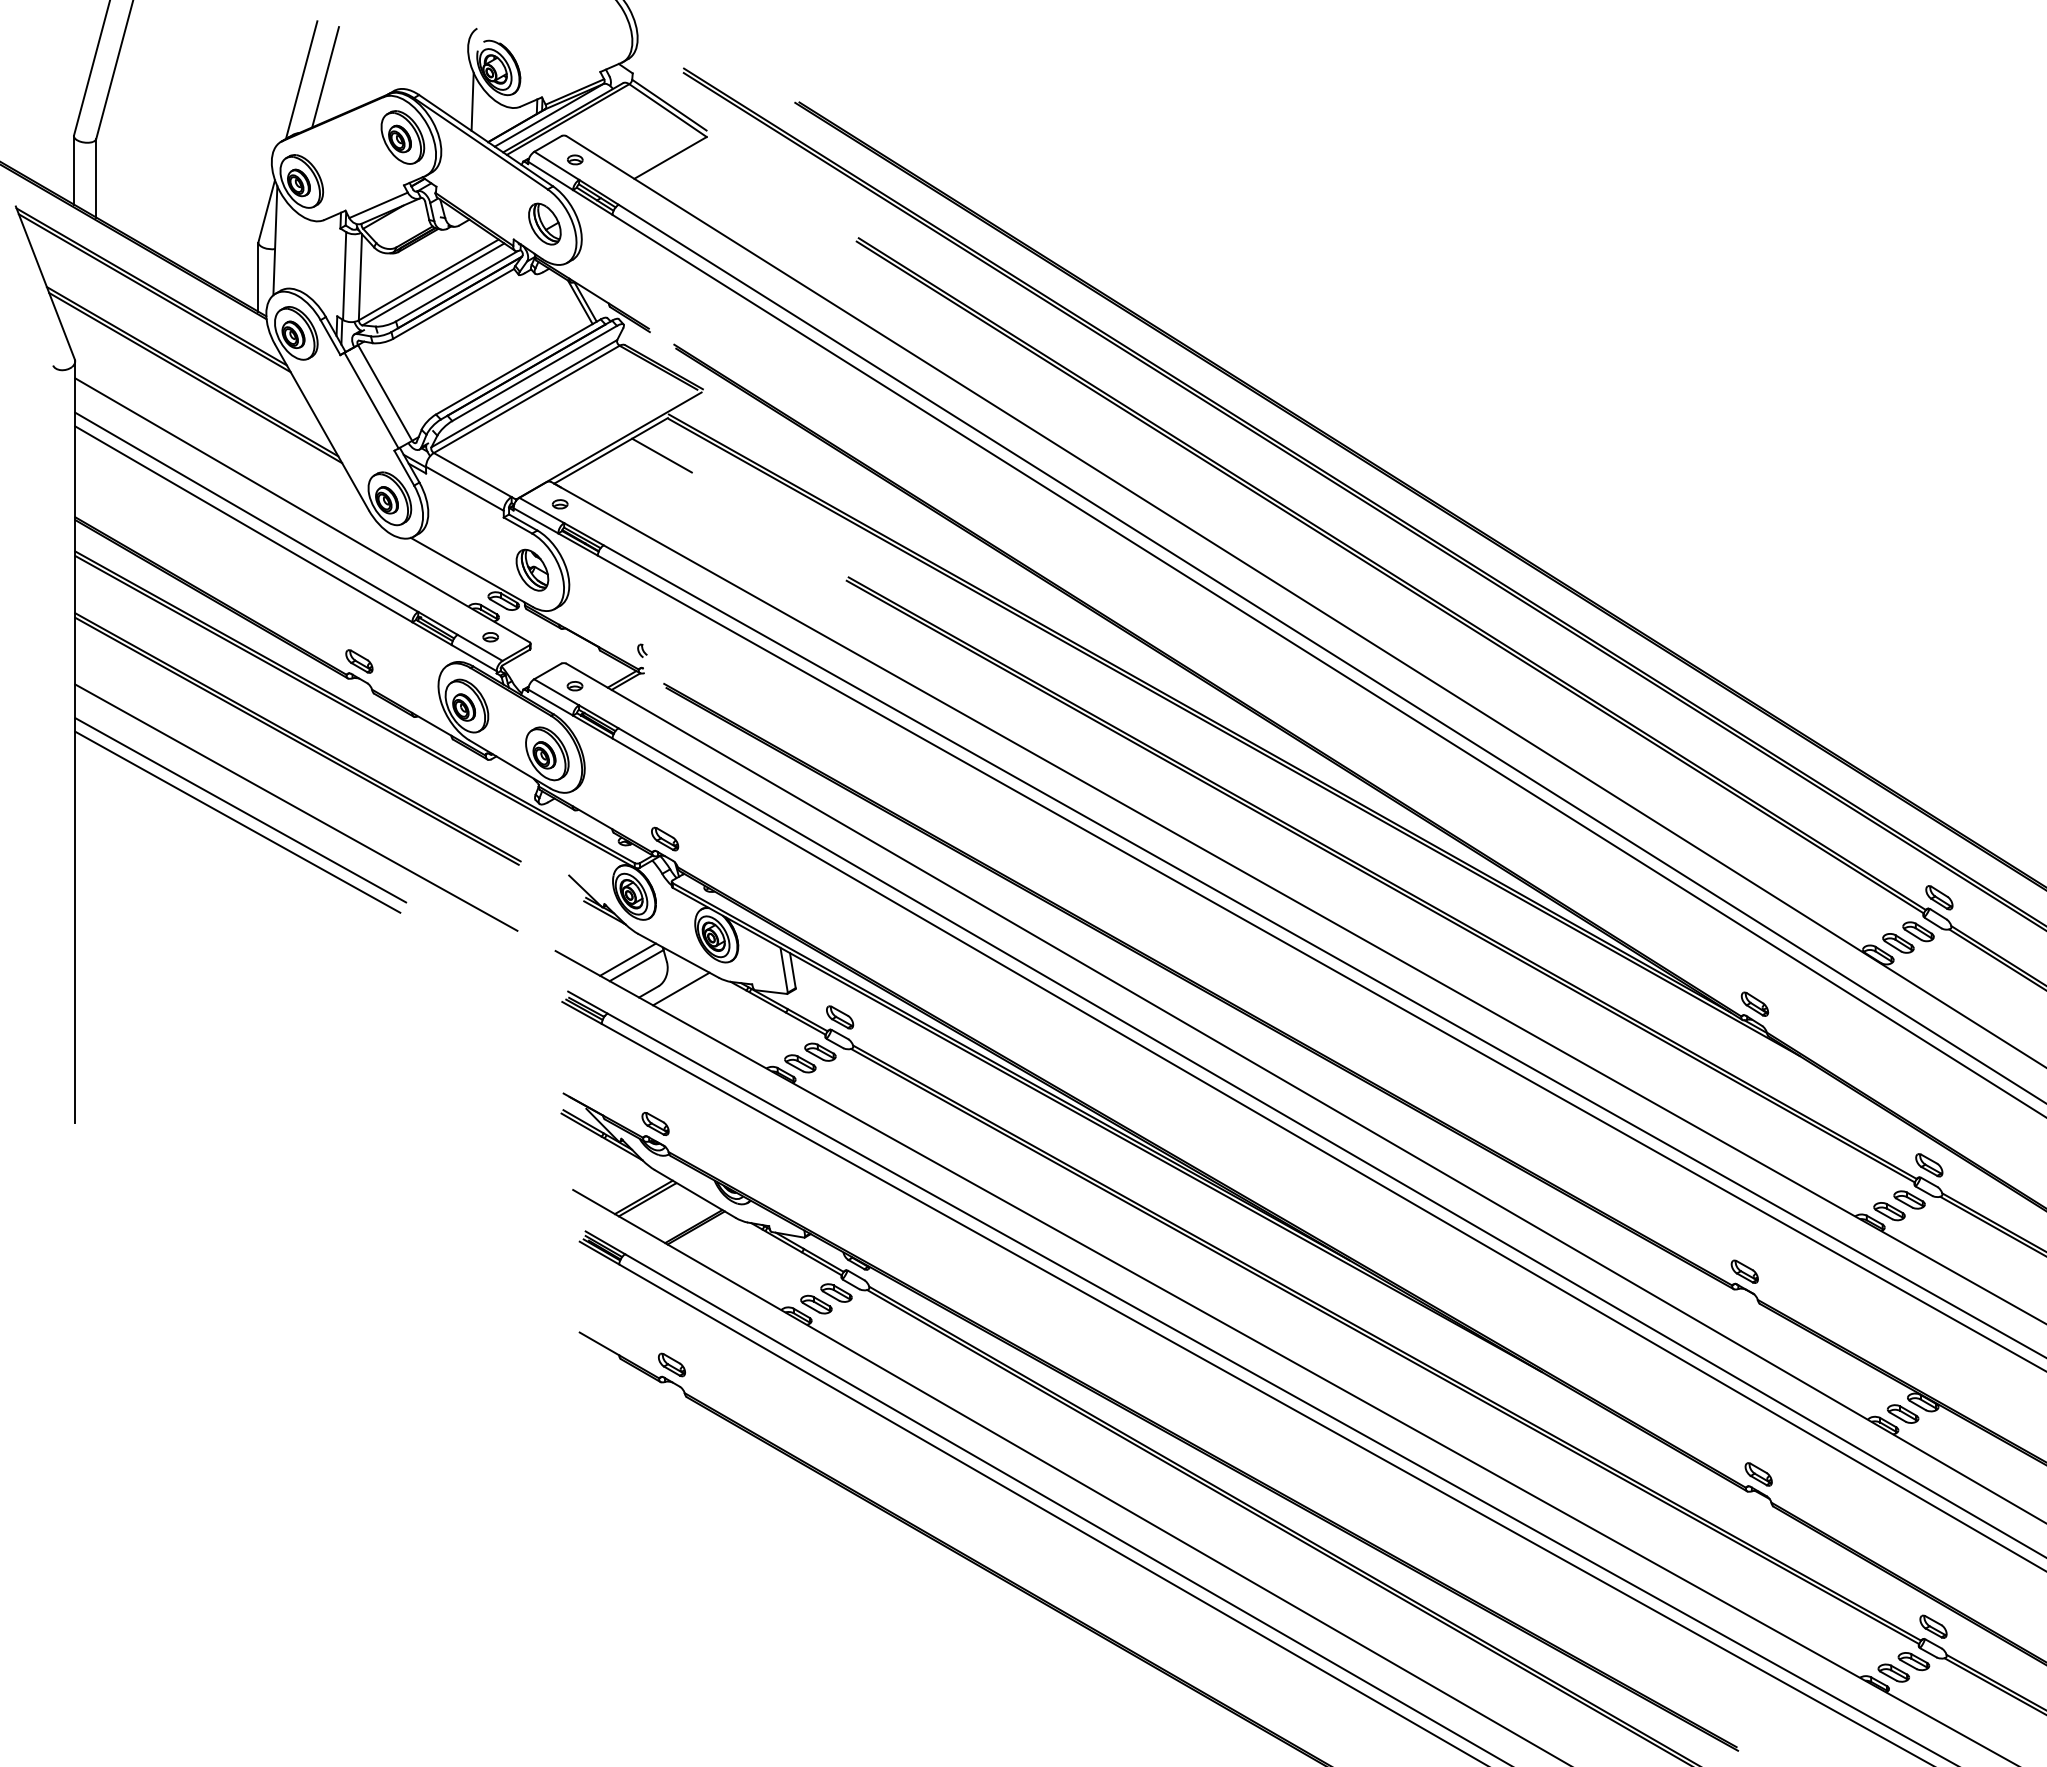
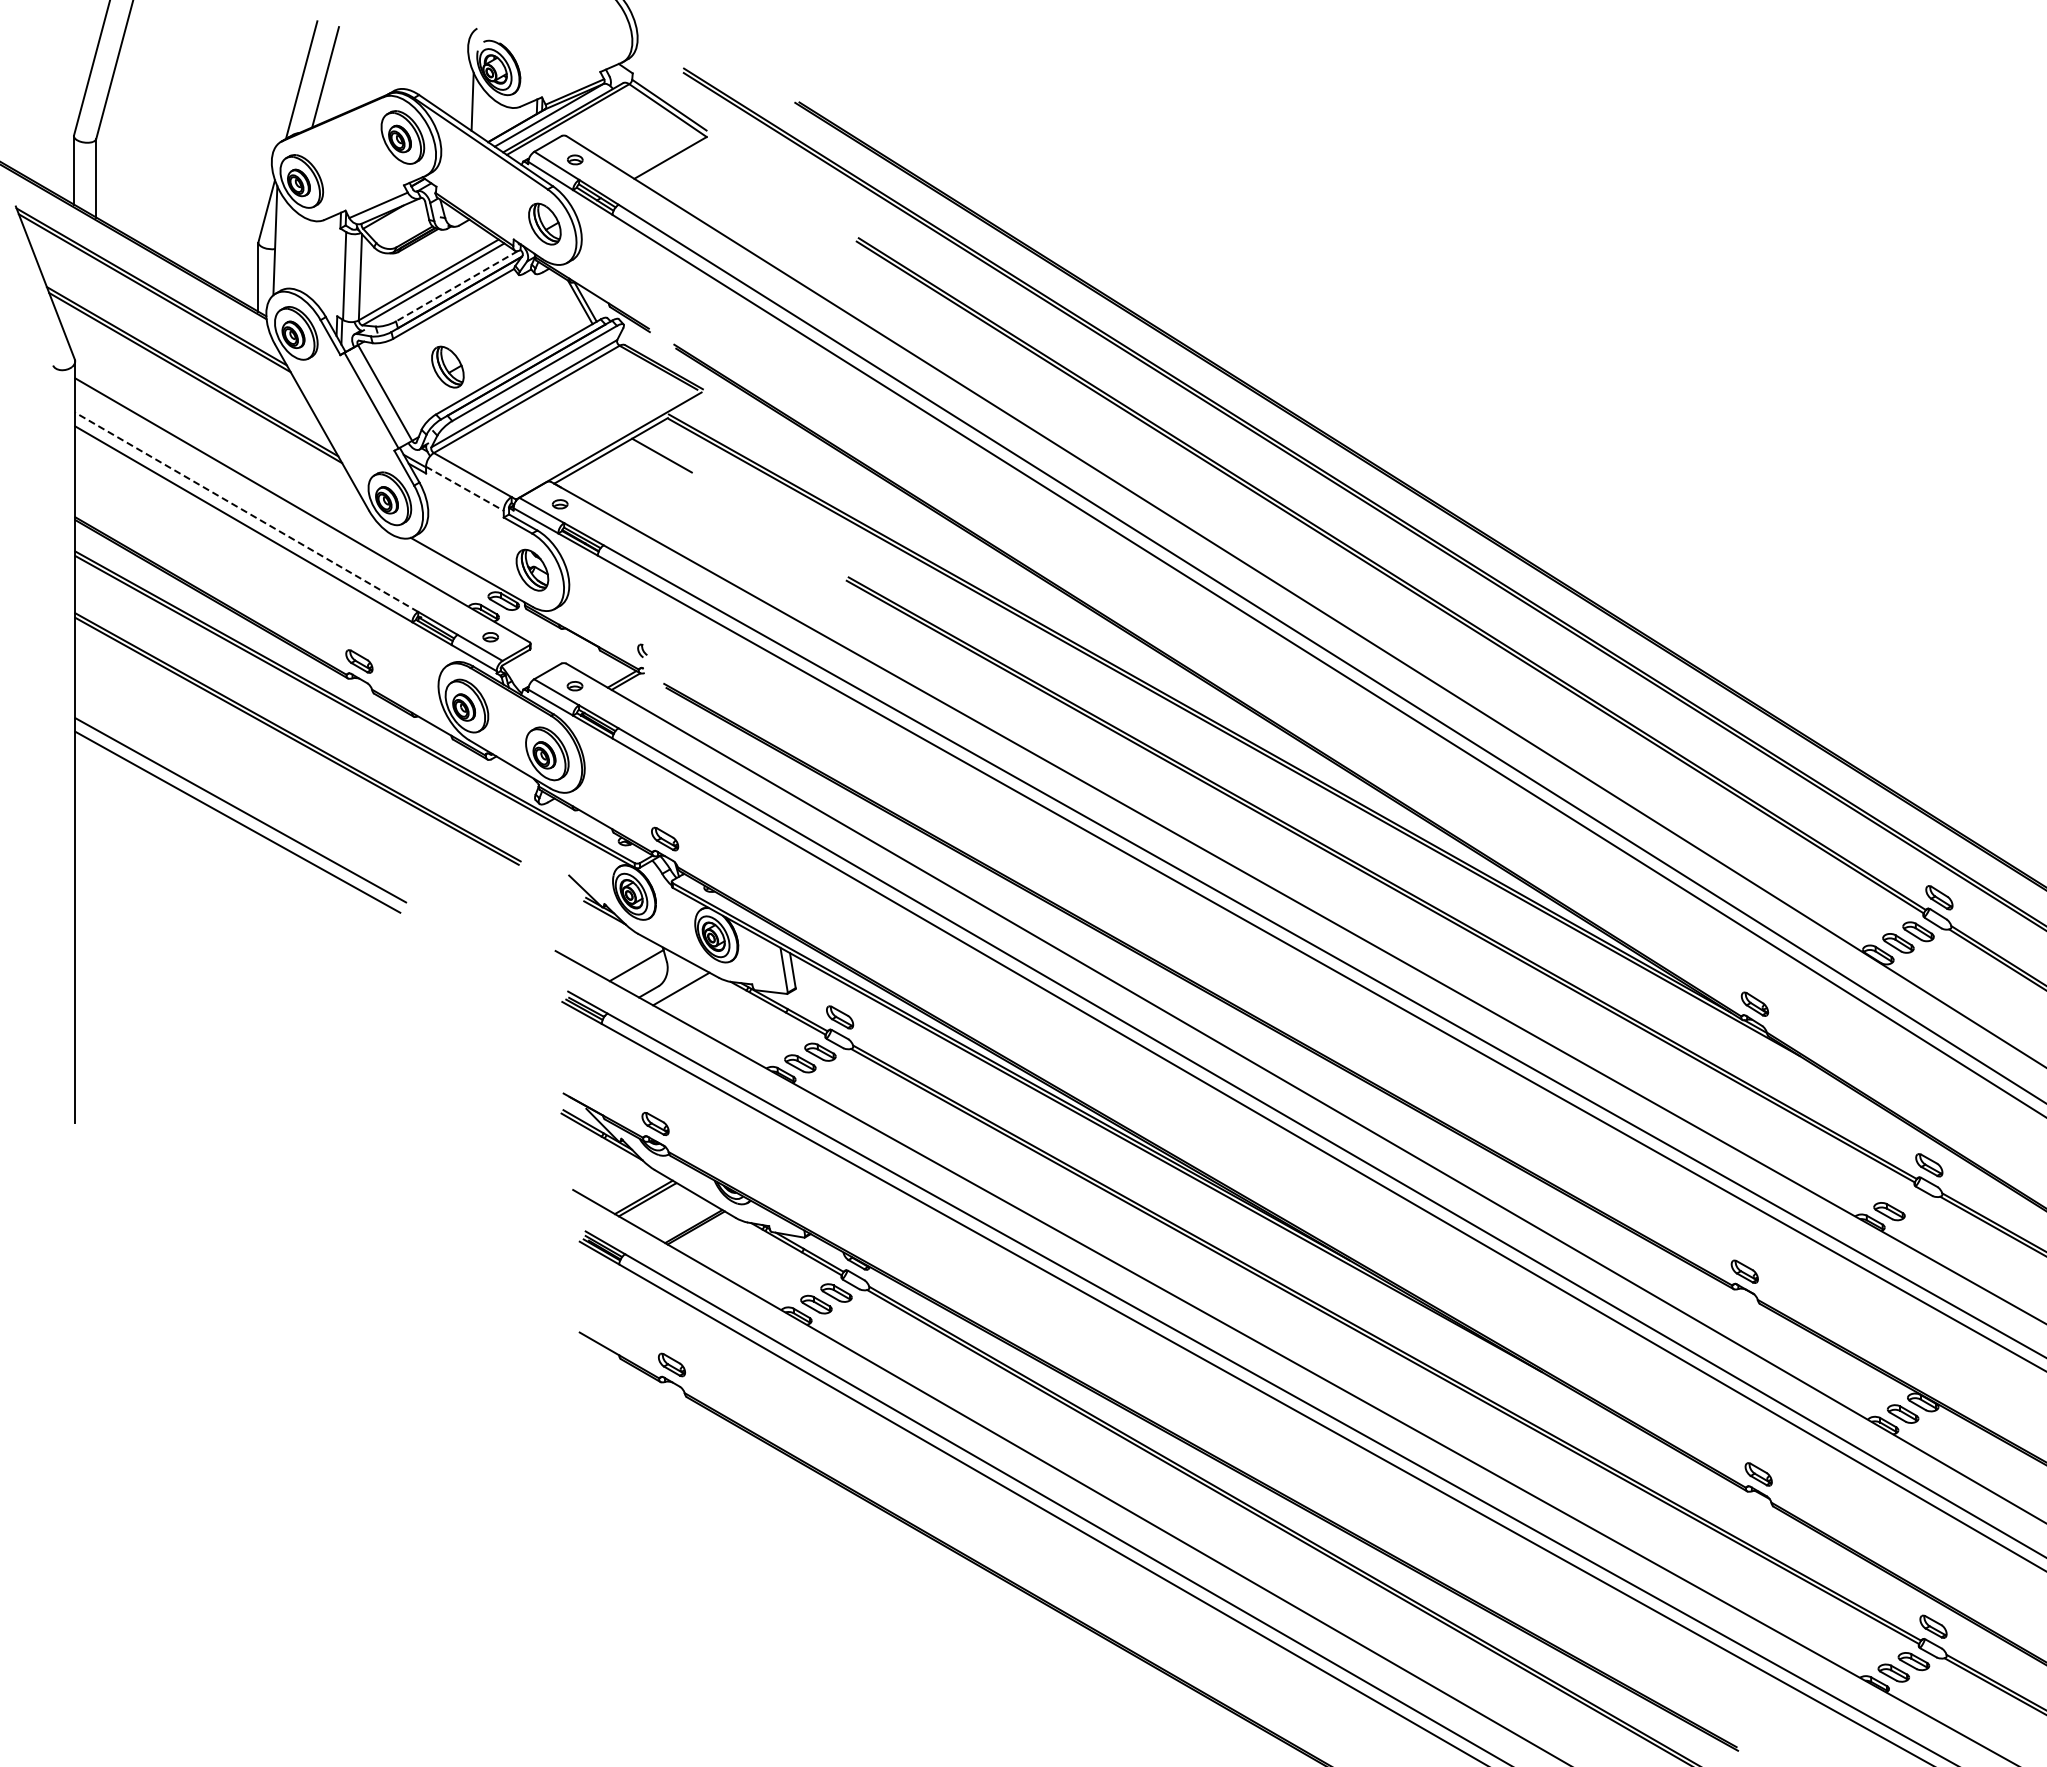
line: solid -> dashed (456, 286)
part: none -> present (447, 366)
line: solid -> dashed (464, 488)
line: solid -> dashed (246, 512)
line: present -> none (296, 807)
line: present -> none (627, 959)
part: present -> none (1909, 1199)
